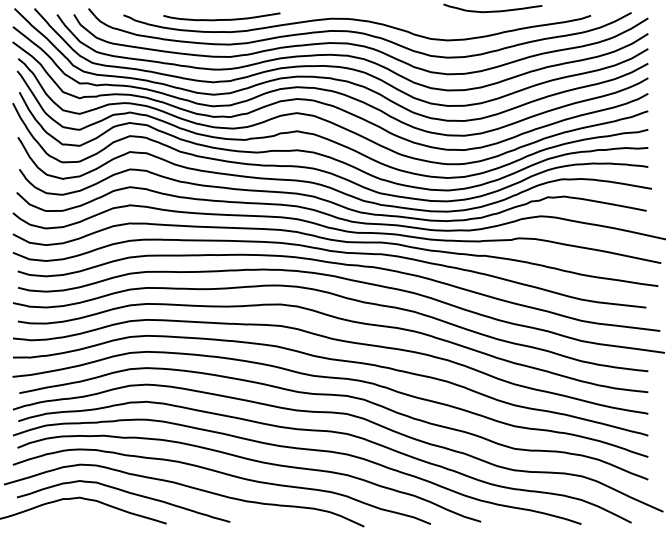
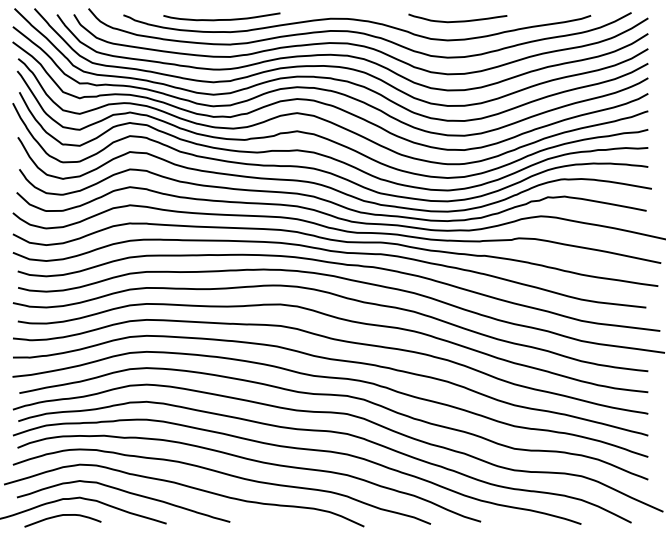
curve position: (492, 10) -> (457, 20) (457, 20)
curve: none -> present (61, 516)
